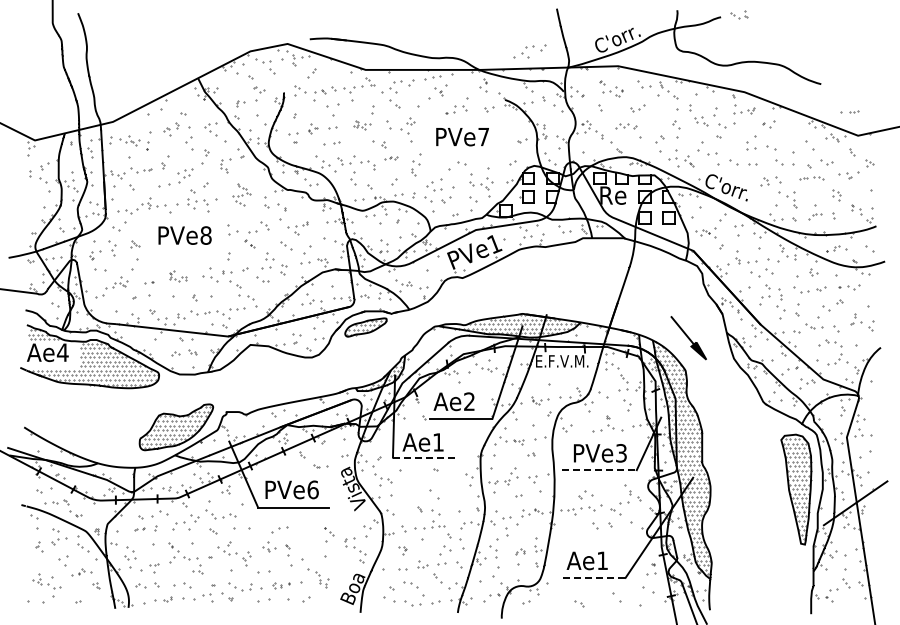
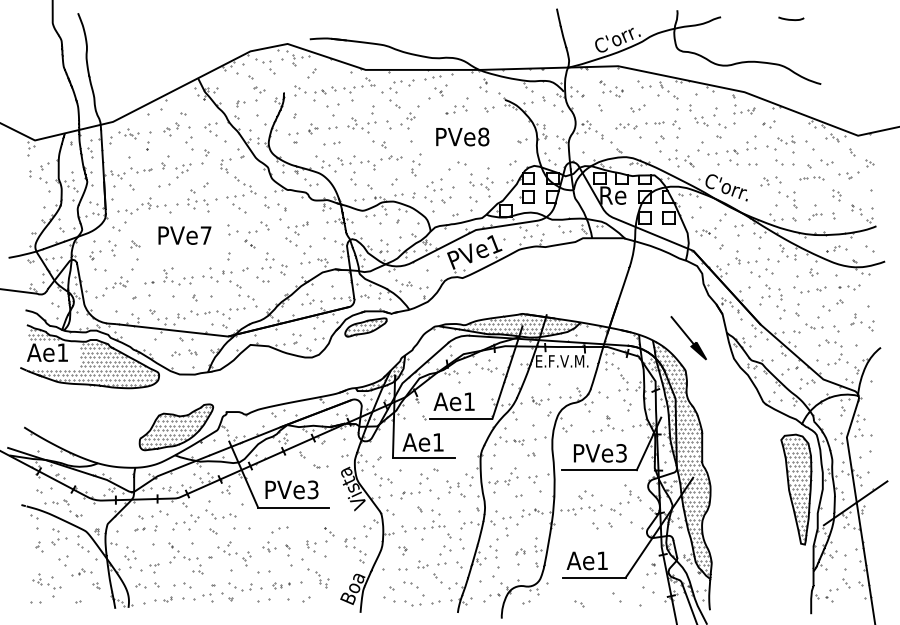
part position: (739, 14) -> (786, 139) (786, 139)
curve: none -> present (791, 19)
part: present -> none (529, 51)
part position: (849, 111) -> (654, 122) (654, 122)
part size: 19x11 px -> 30x17 px (361, 125)
part position: (407, 125) -> (407, 120) (407, 120)
text: PVe7 -> PVe8 (483, 136)
part position: (129, 140) -> (128, 133) (128, 133)
part: none -> present (732, 151)
part size: 15x5 px -> 23x6 px (391, 157)
part position: (185, 175) -> (183, 170) (183, 170)
part size: 20x24 px -> 31x38 px (241, 194)
text: PVe8 -> PVe7 (205, 235)
part position: (286, 245) -> (291, 241) (291, 241)
part size: 19x13 px -> 31x19 px (178, 276)
text: Ae4 -> Ae1 (62, 352)
text: Ae2 -> Ae1 (469, 401)
line: dashed -> solid (424, 457)
line: dashed -> solid (599, 470)
part: none -> present (414, 486)
part: none -> present (455, 488)
text: PVe6 -> PVe3 (312, 489)
part: none -> present (311, 546)
line: dashed -> solid (594, 577)
part size: 18x4 px -> 12x3 px (35, 602)
